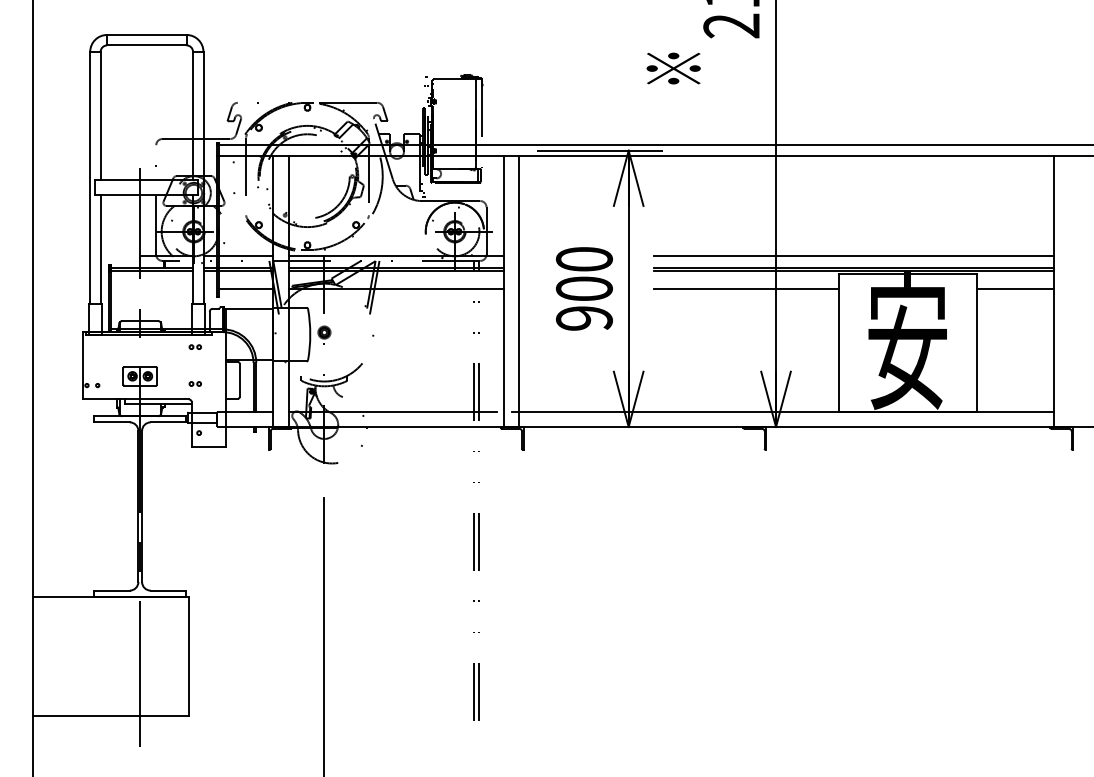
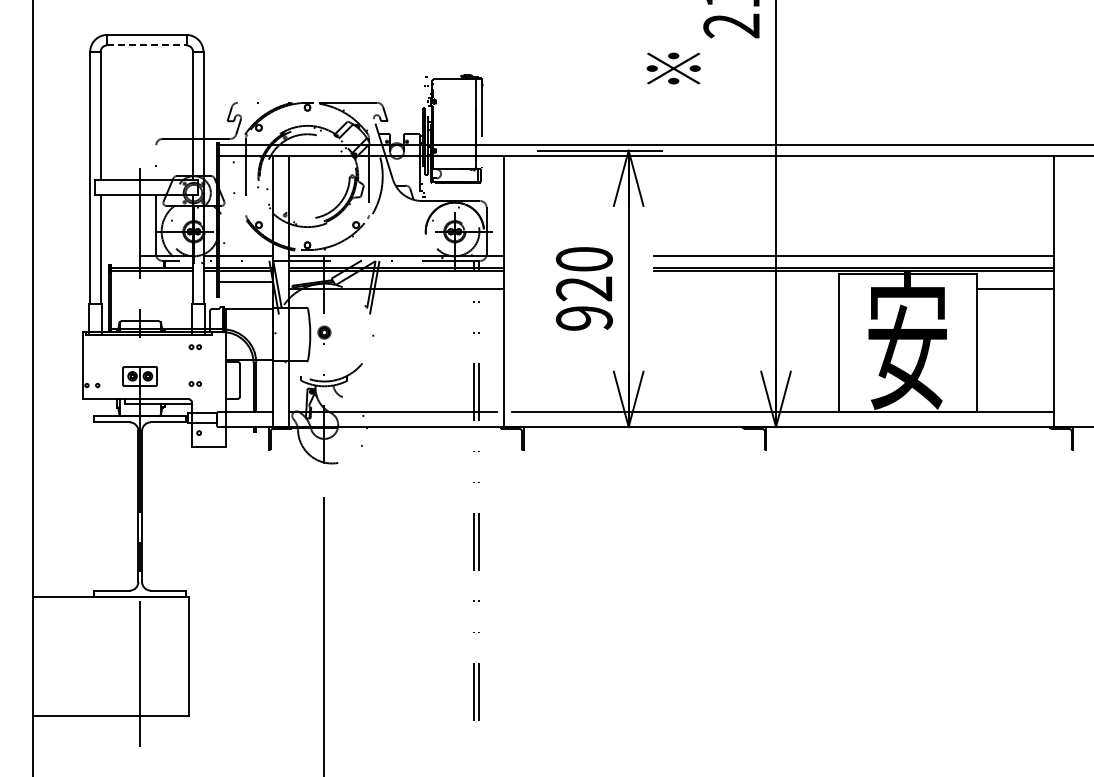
line: solid -> dashed (146, 45)
line position: (245, 288) -> (245, 281) (245, 281)
text: 900 -> 920 (584, 288)
line: present -> none (746, 288)
line: present -> none (519, 290)
